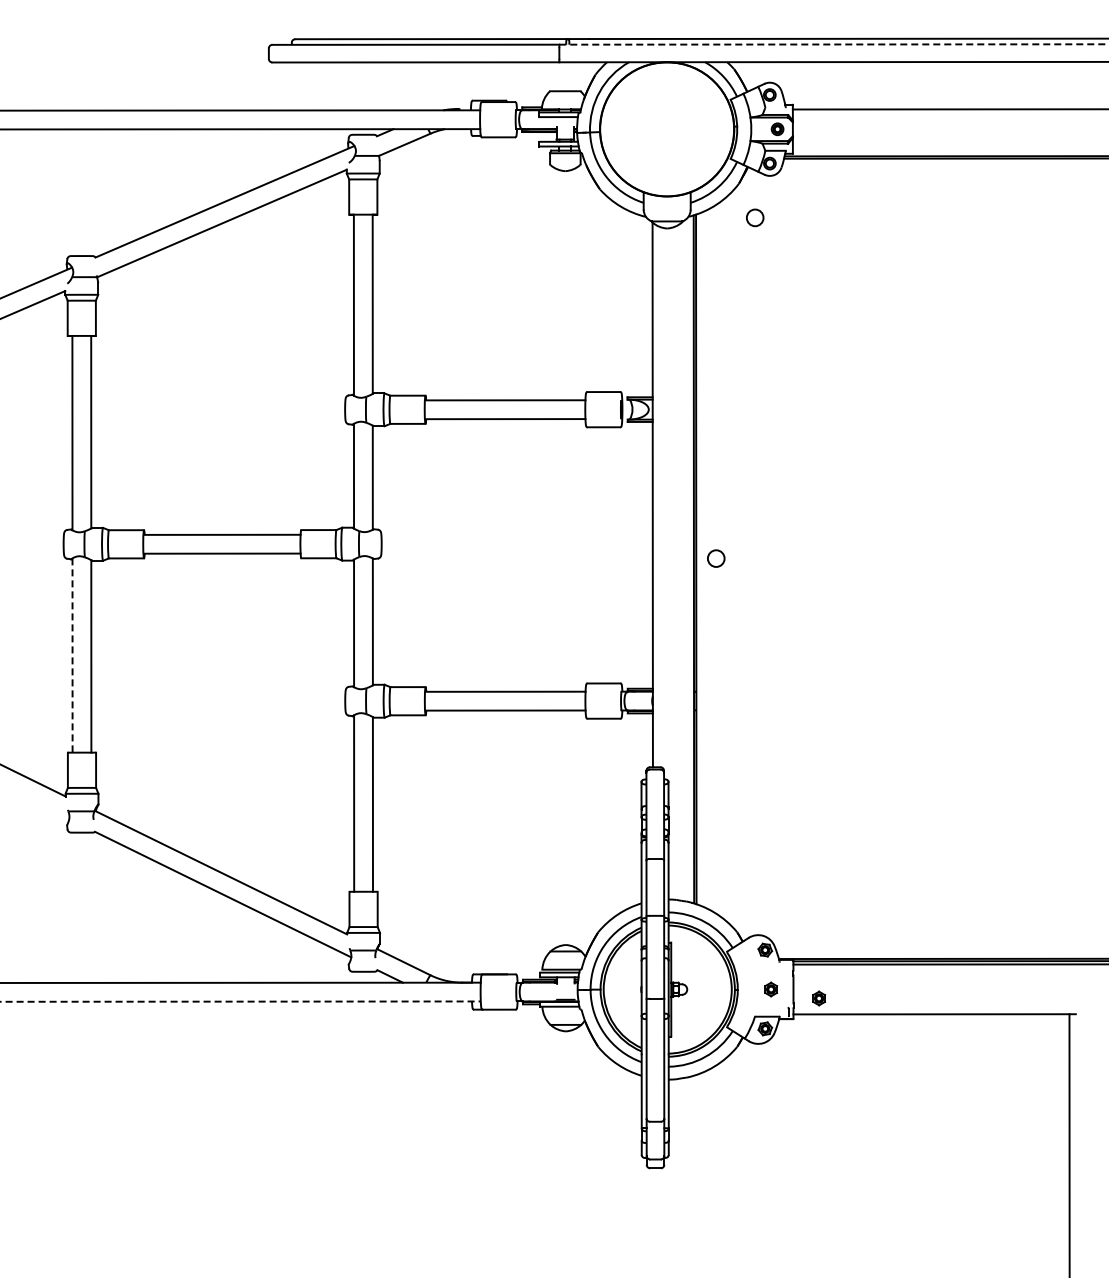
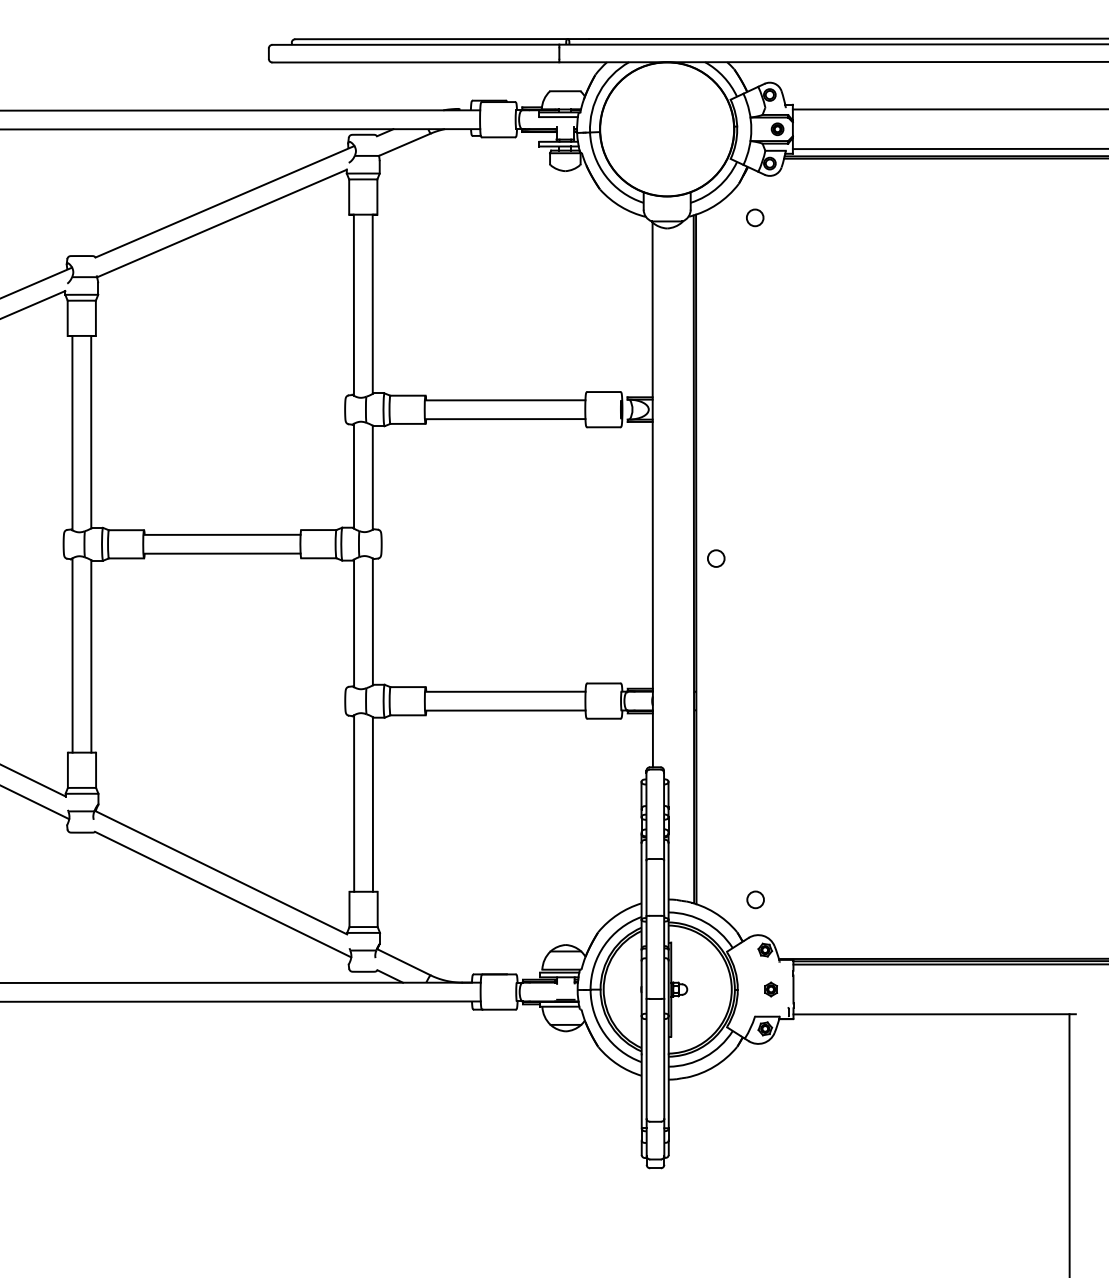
line: dashed -> solid (834, 44)
line: none -> present (948, 148)
line: dashed -> solid (72, 656)
line: none -> present (35, 802)
circle: none -> present (755, 899)
part: present -> none (818, 998)
line: dashed -> solid (240, 1001)
